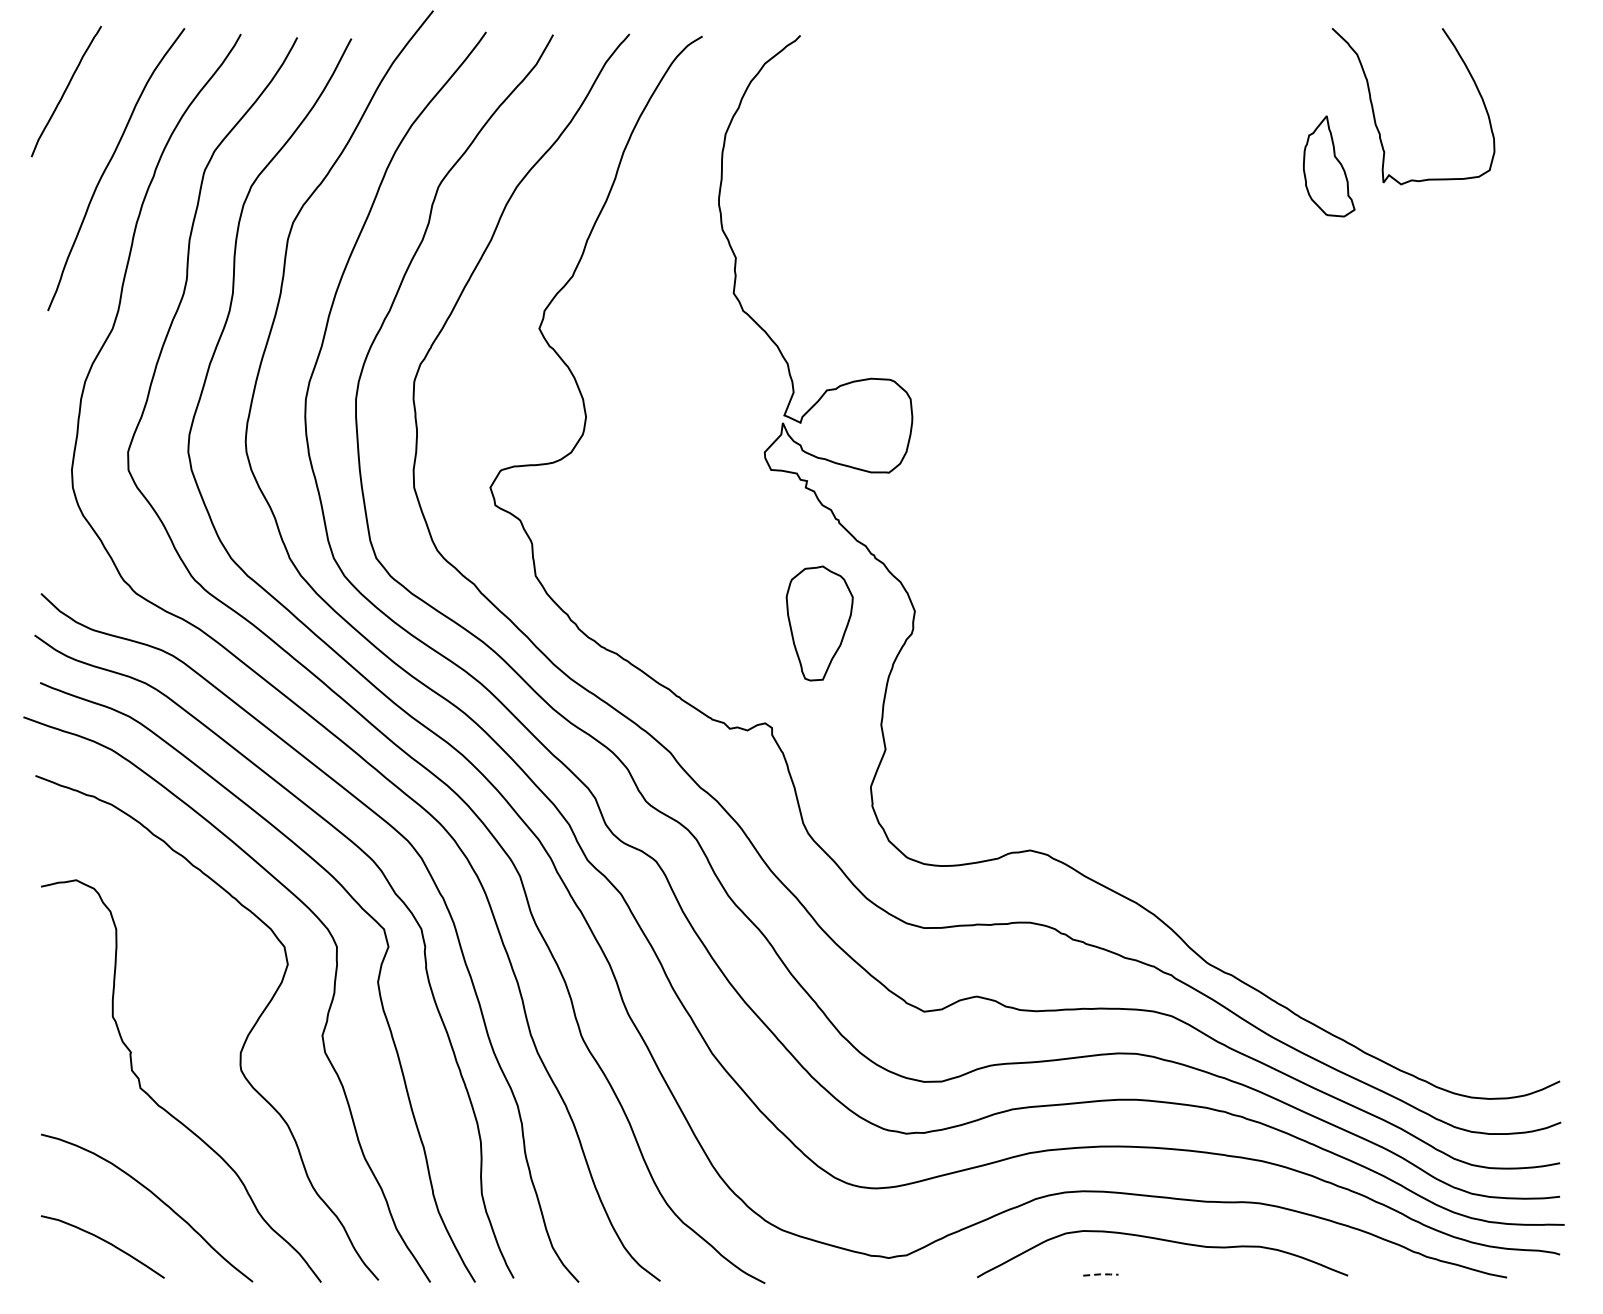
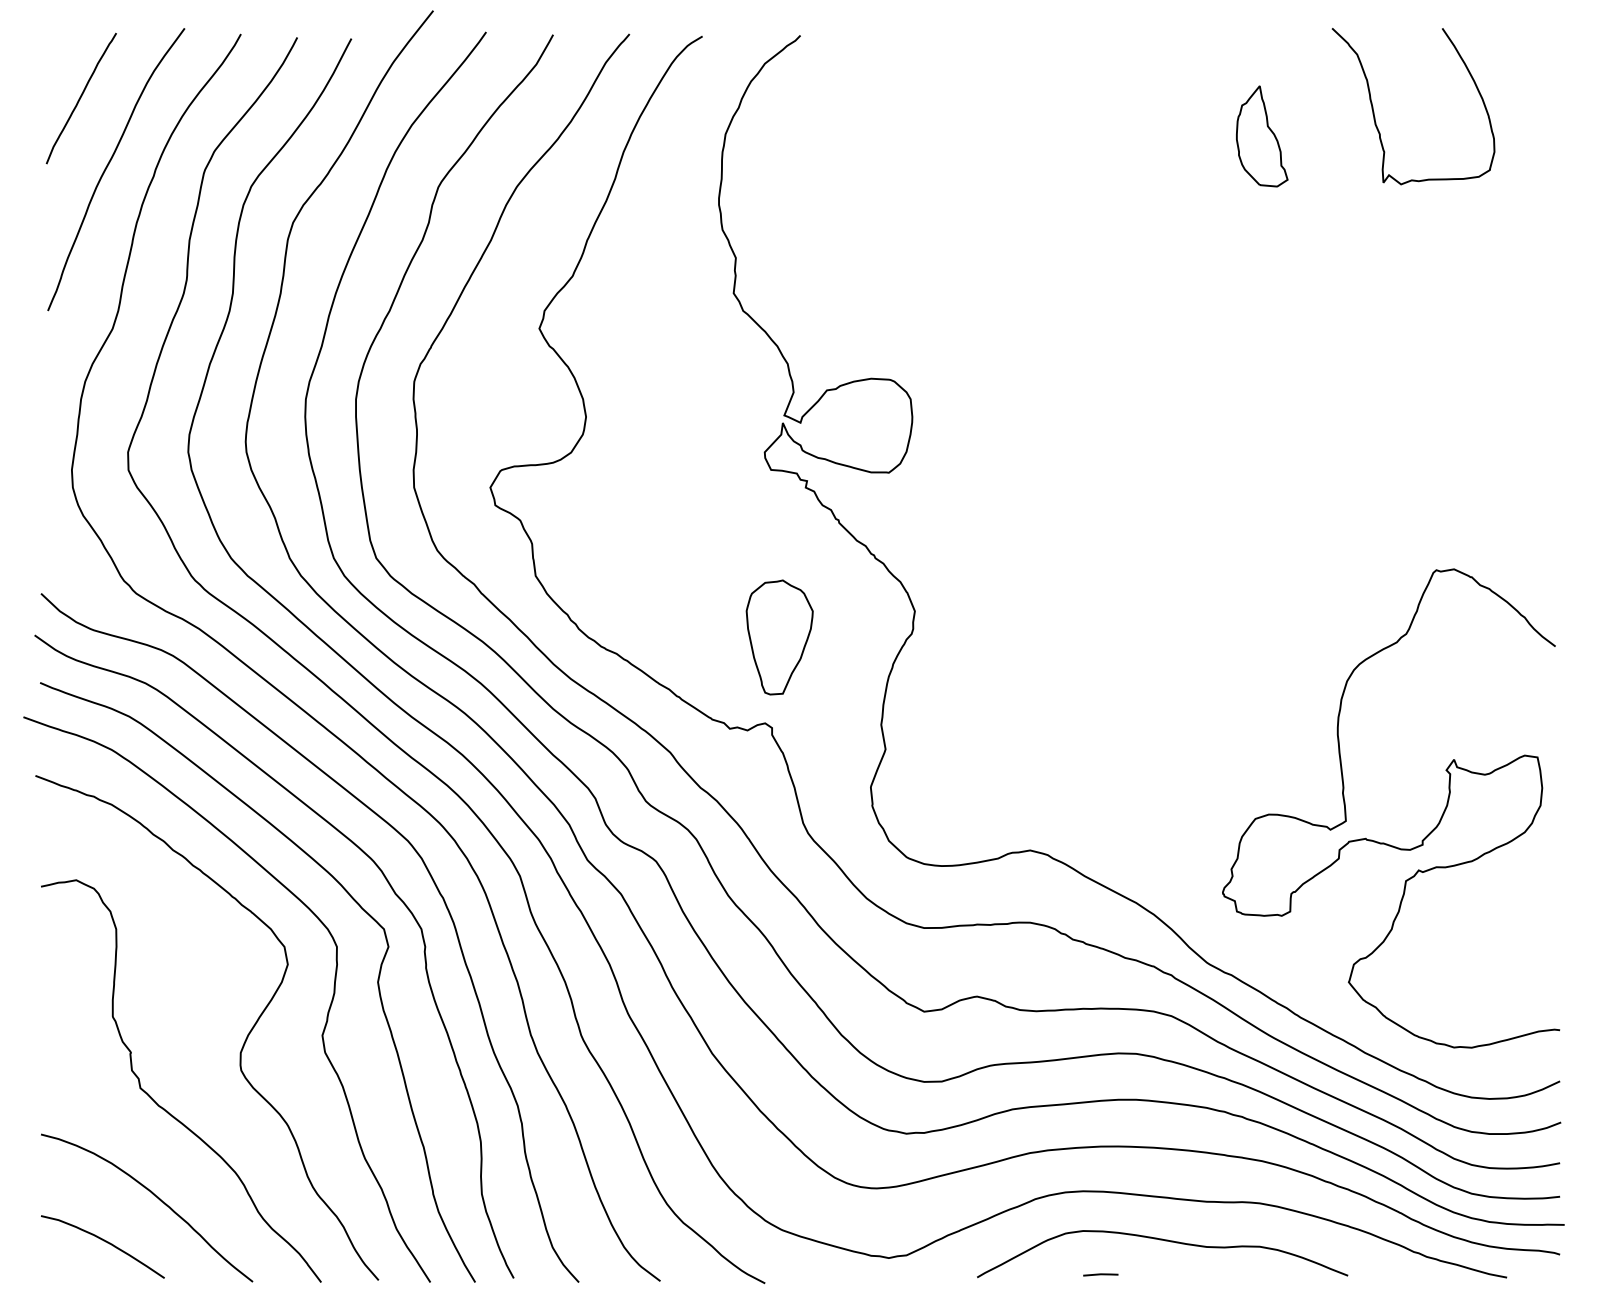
curve position: (65, 91) -> (80, 98) (80, 98)
part position: (1329, 166) -> (1262, 136) (1262, 136)
part position: (819, 623) -> (779, 637) (779, 637)
curve: none -> present (1384, 842)
line: dashed -> solid (1101, 1274)
